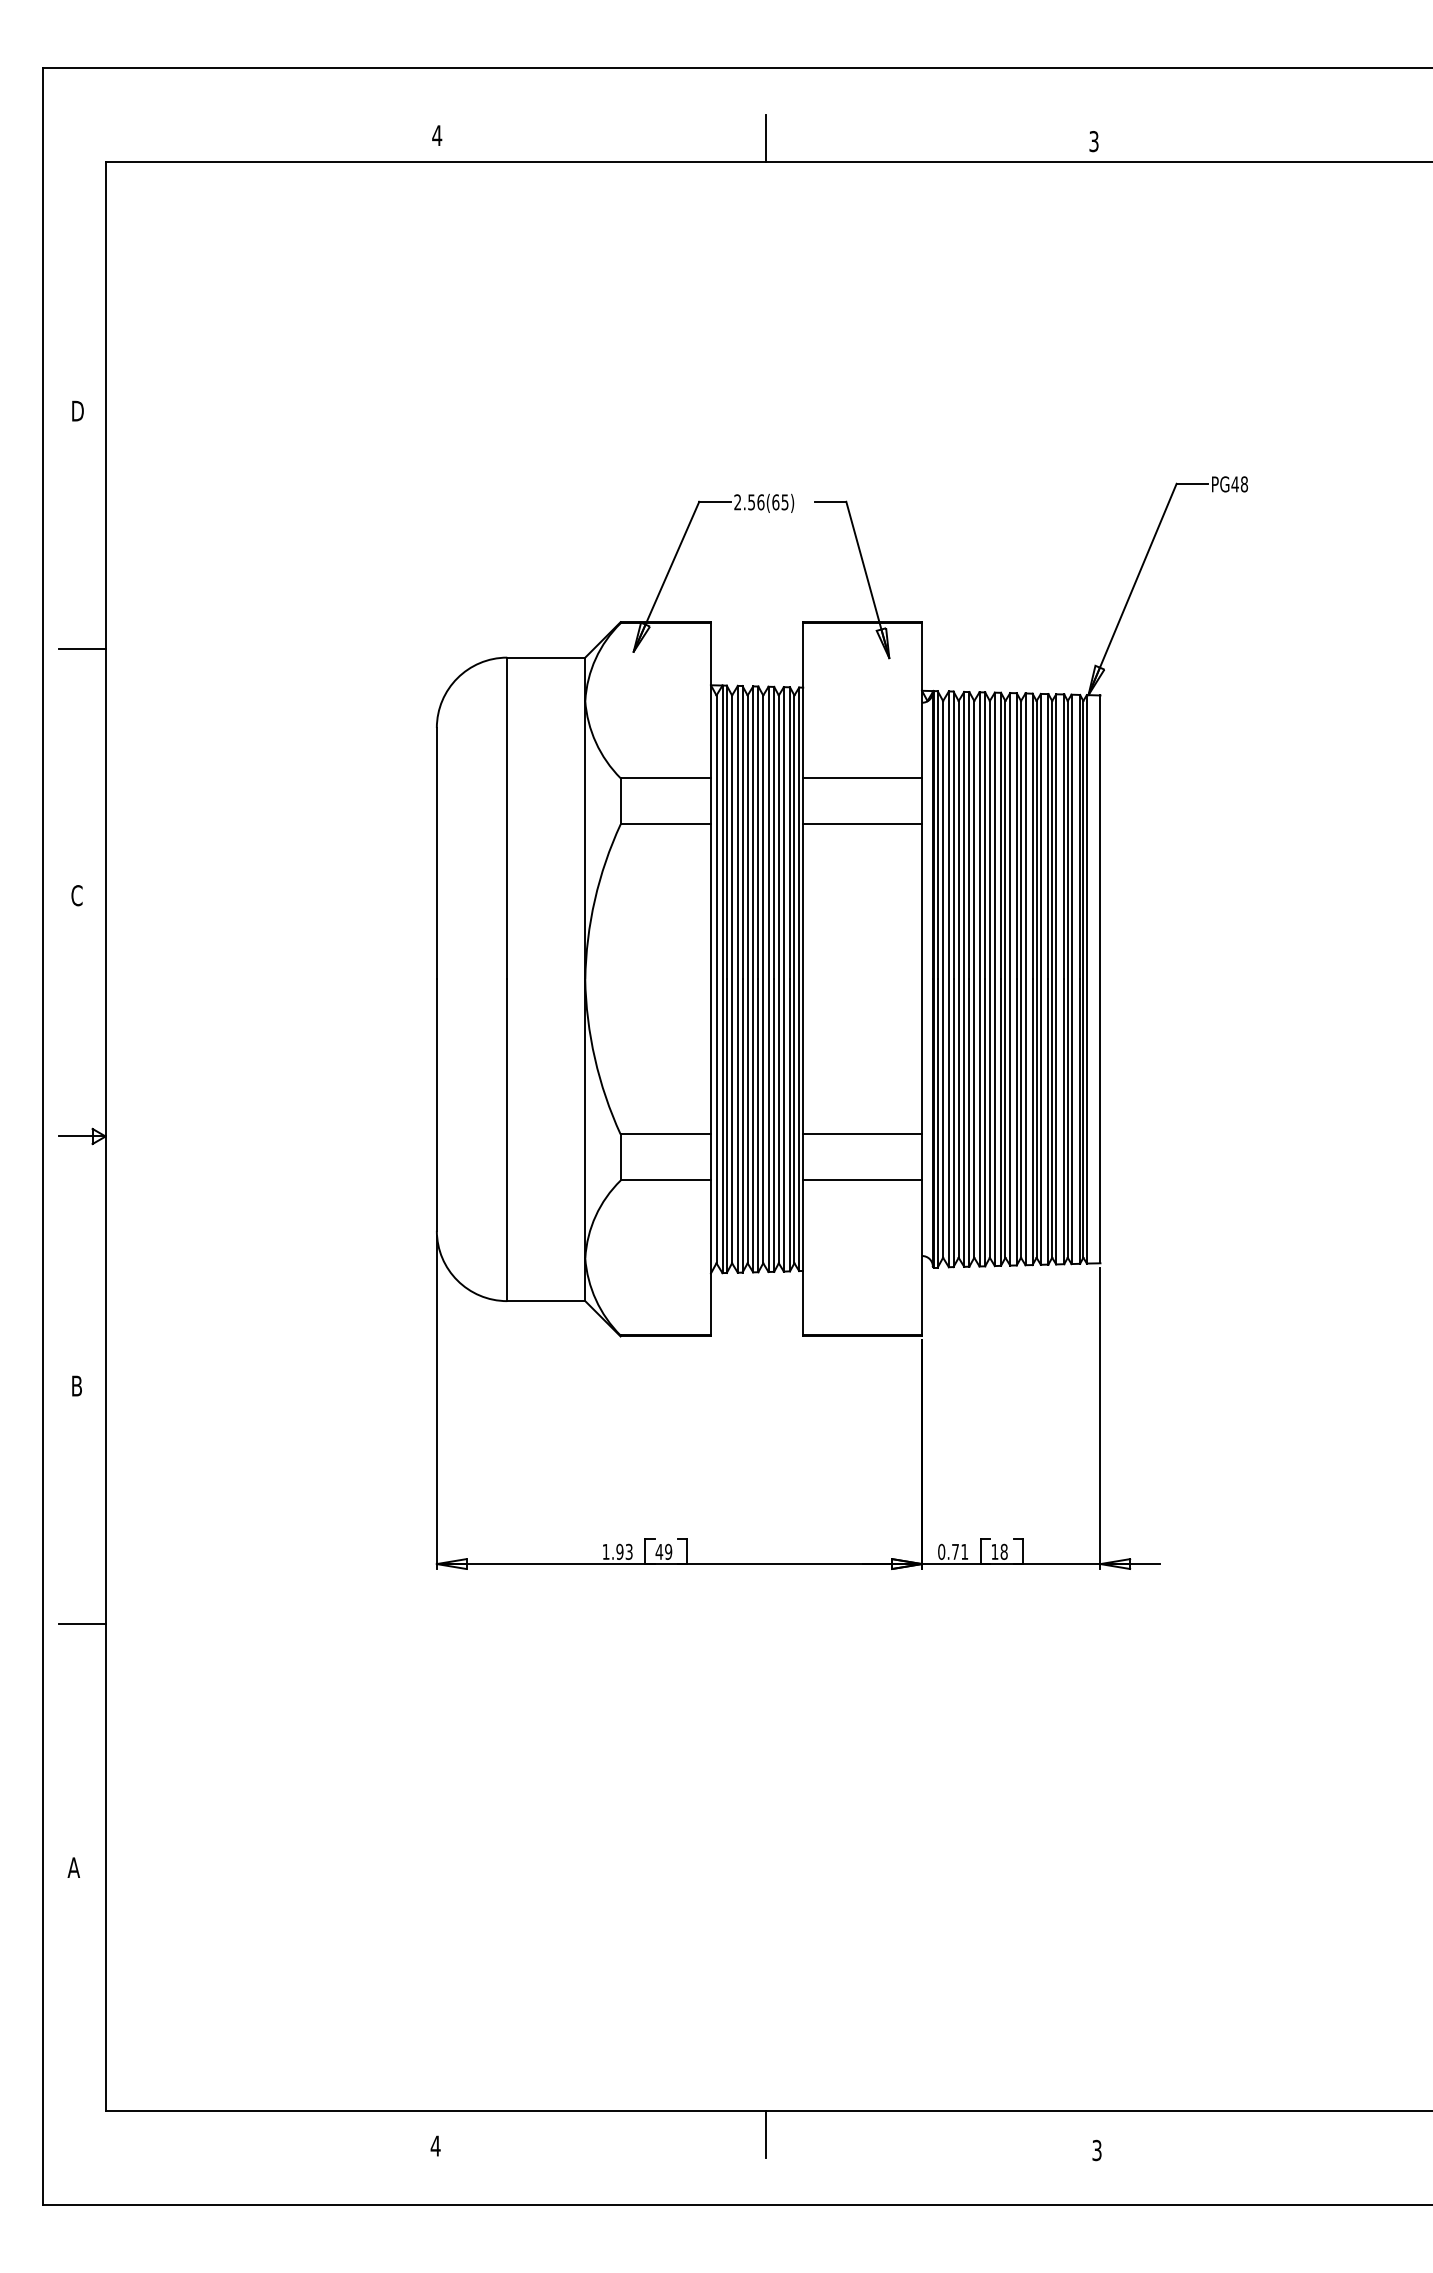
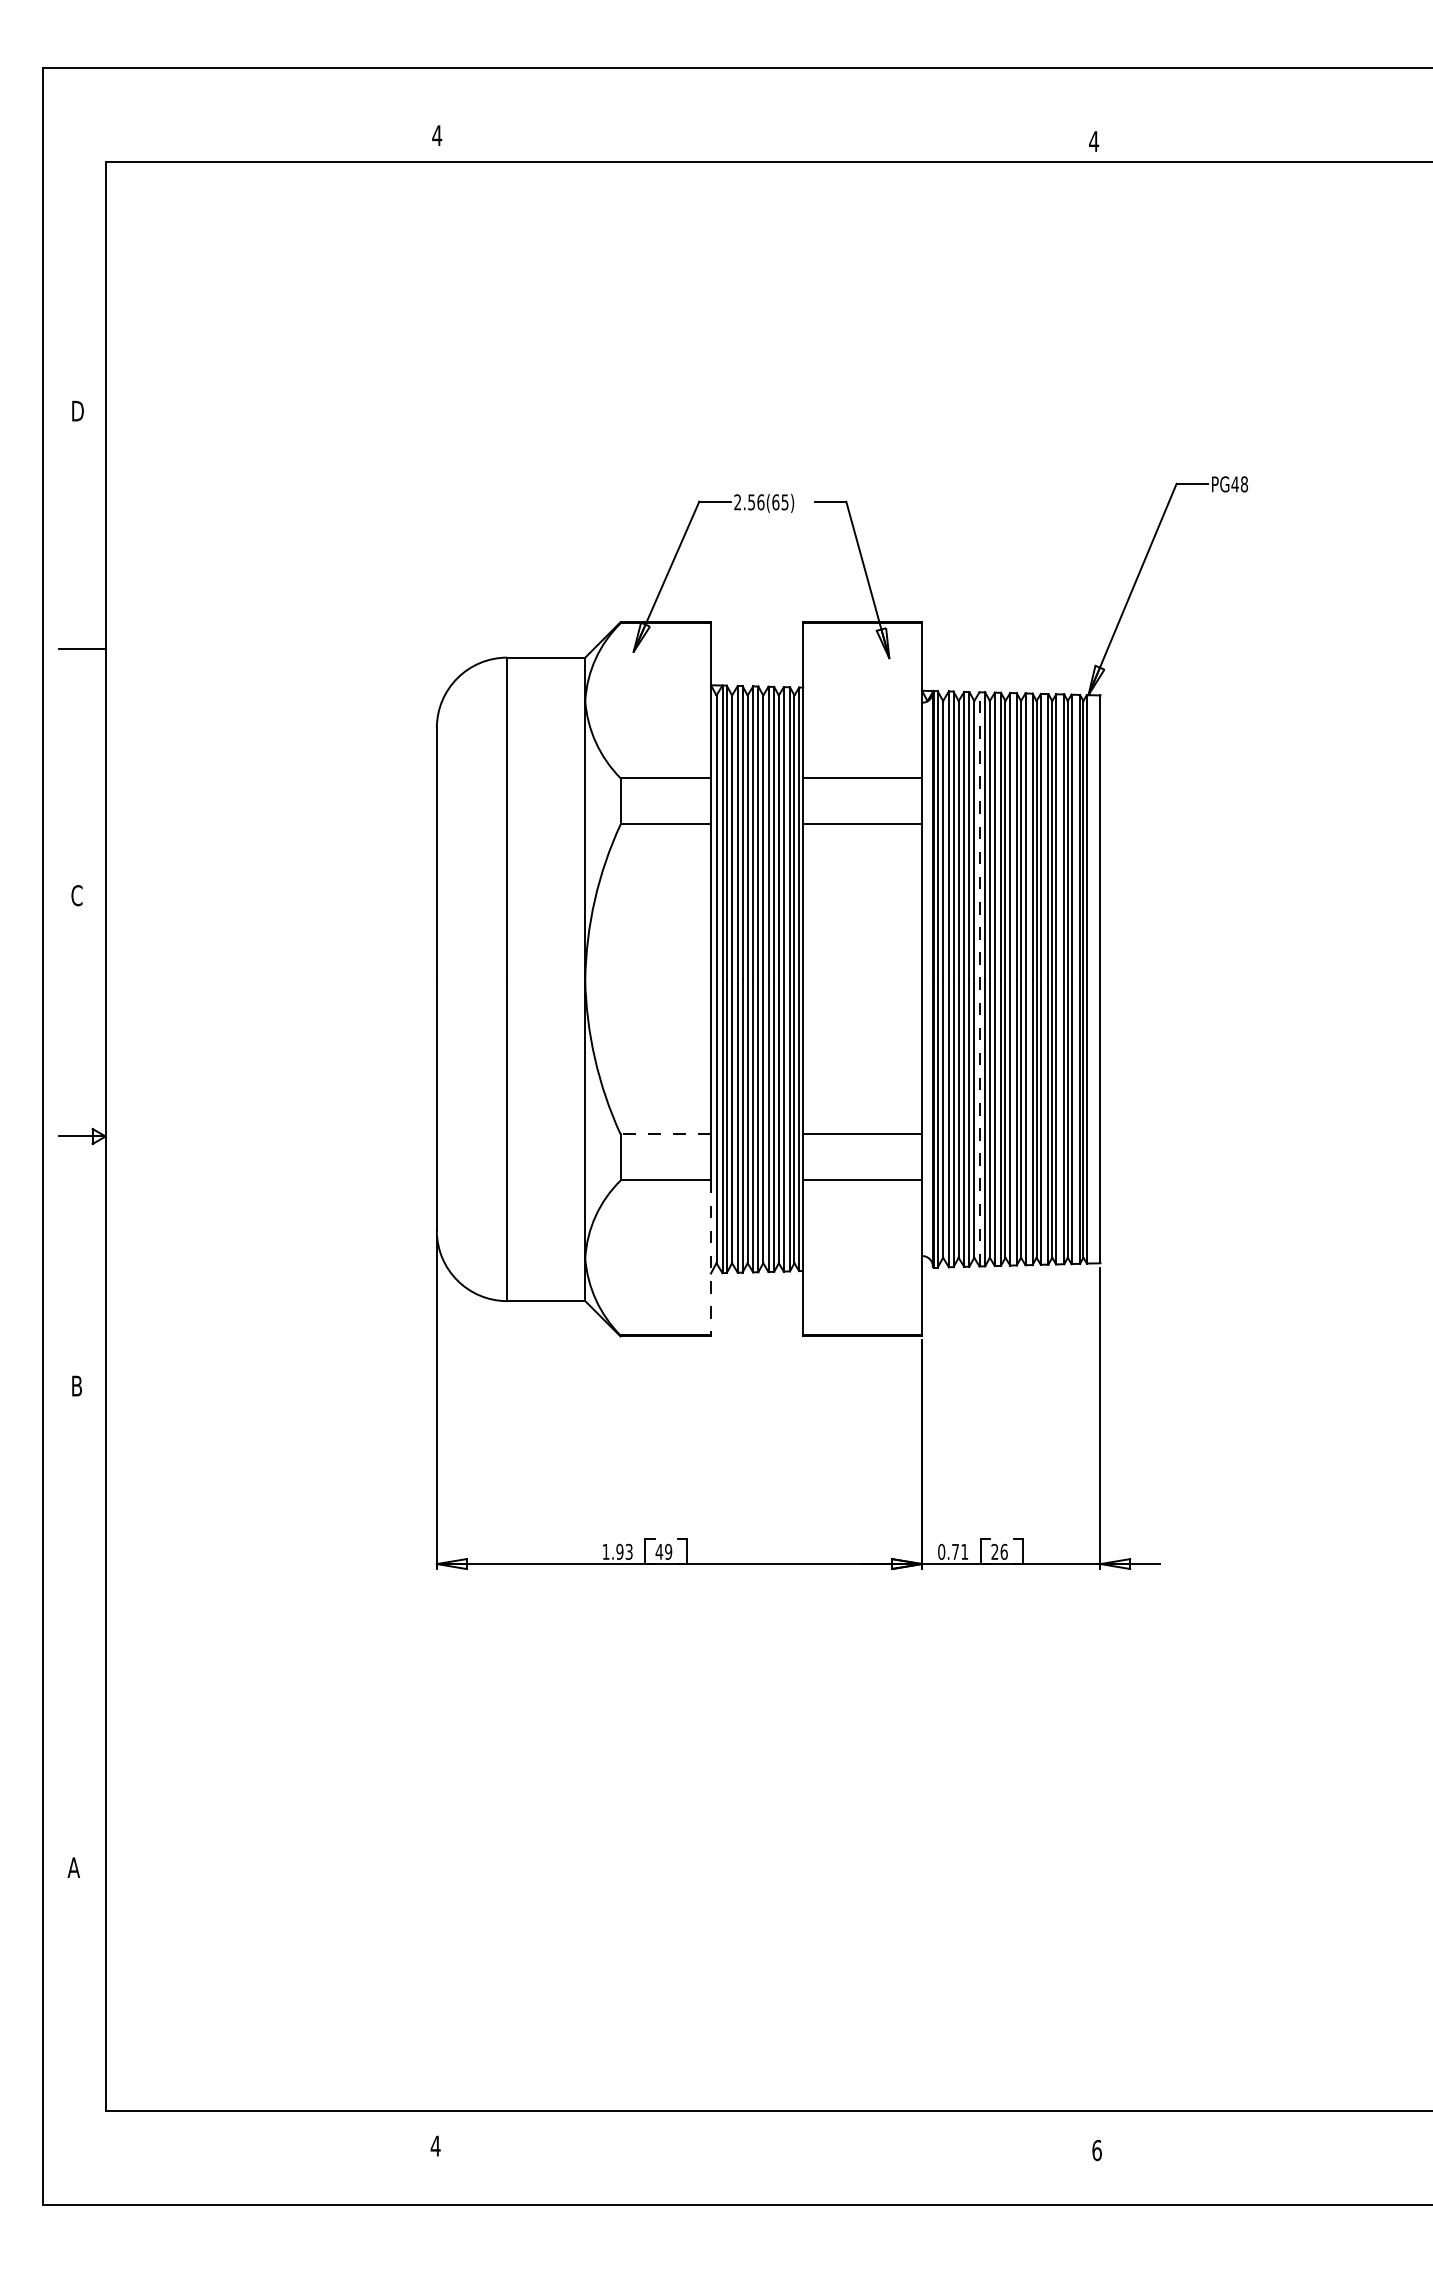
line: present -> none (765, 138)
text: 3 -> 4 (1094, 141)
line: solid -> dashed (979, 978)
line: solid -> dashed (665, 1134)
line: solid -> dashed (710, 1258)
text: 18 -> 26 (999, 1551)
line: present -> none (81, 1623)
line: present -> none (765, 2133)
text: 3 -> 6 (1096, 2150)
